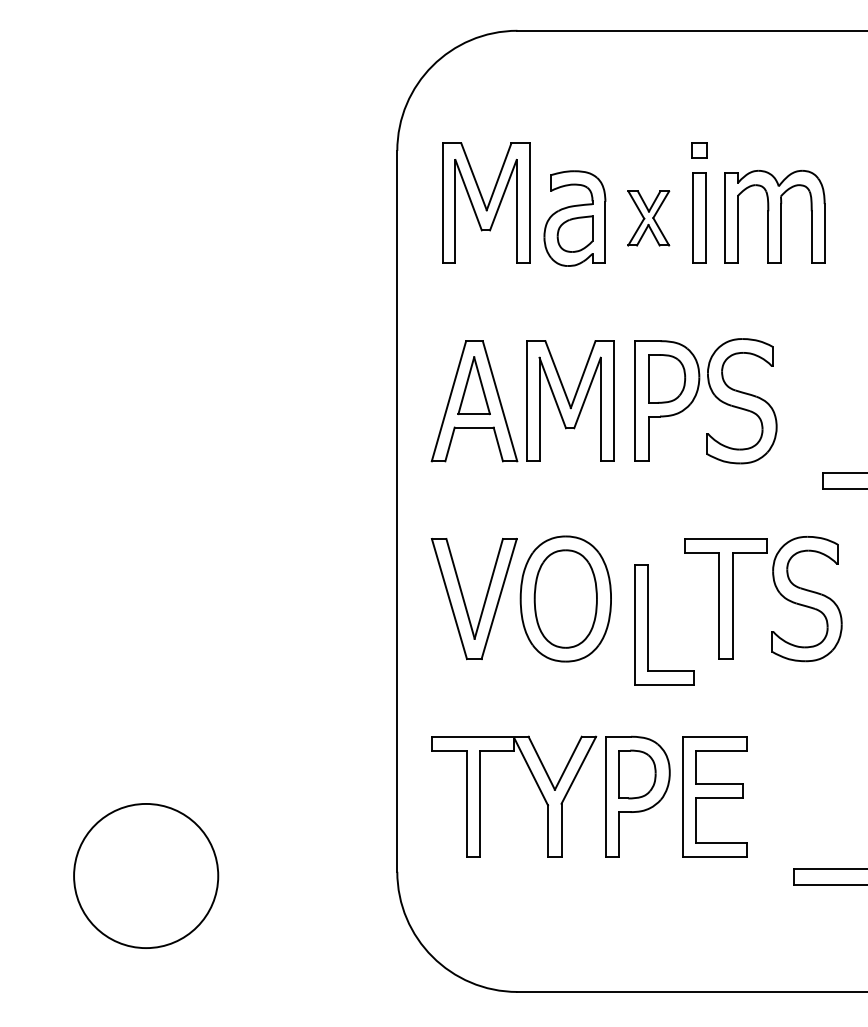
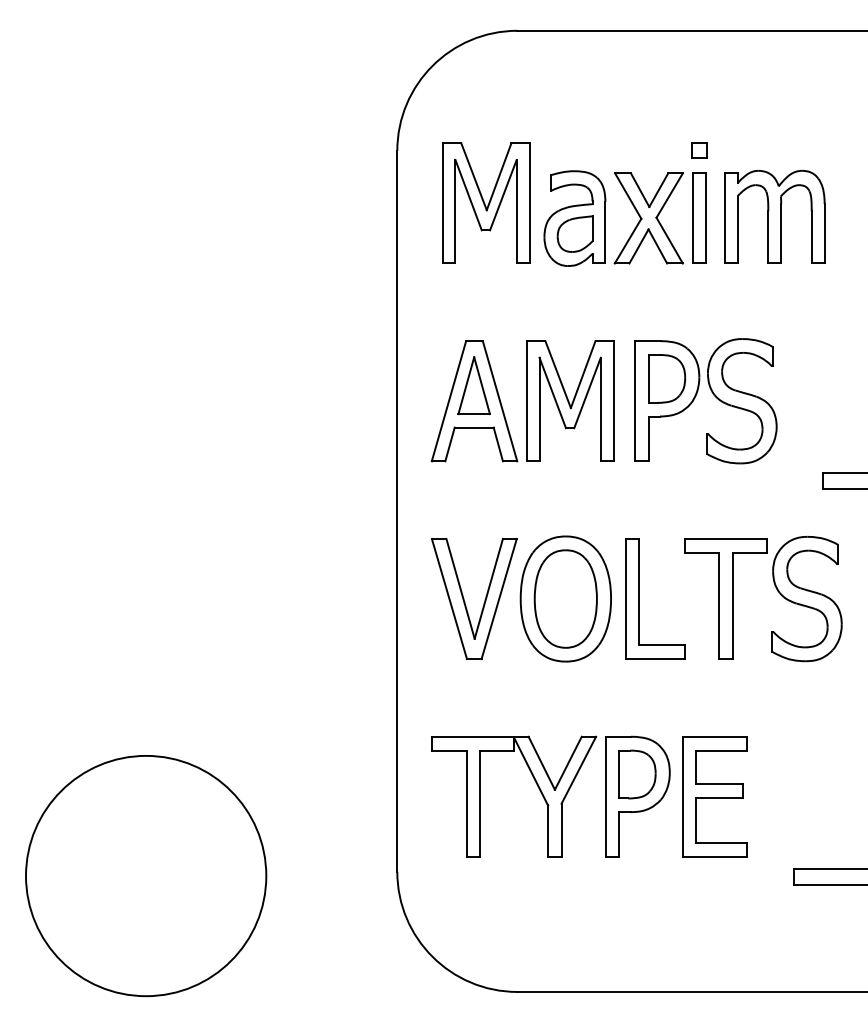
part size: 44x57 px -> 71x93 px (648, 218)
part position: (648, 624) -> (639, 598) (639, 598)
circle diameter: 144 px -> 240 px (146, 875)
